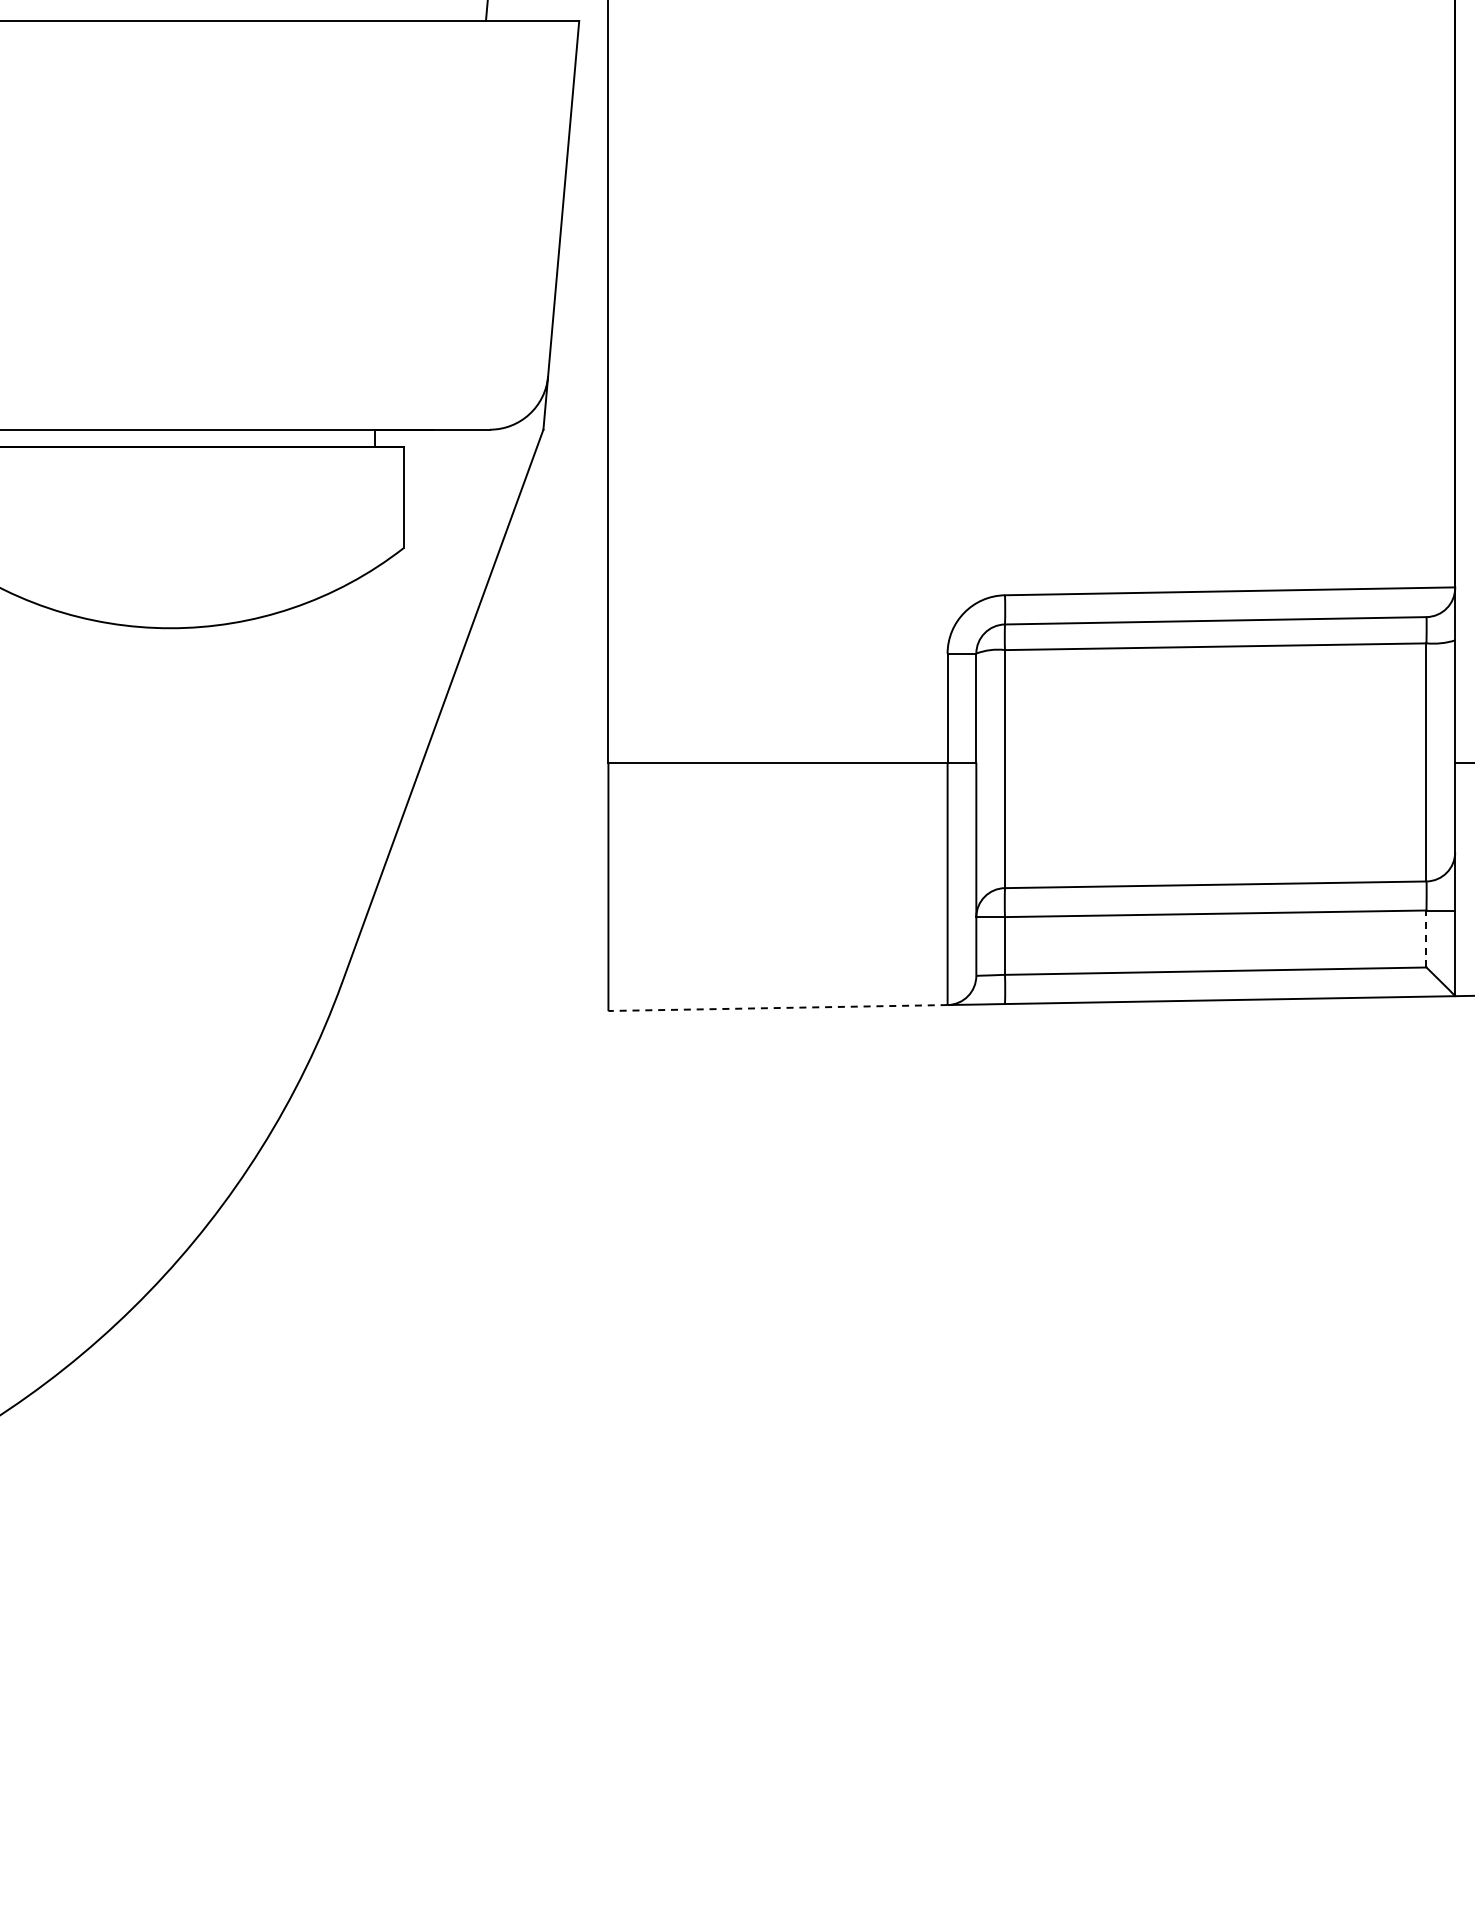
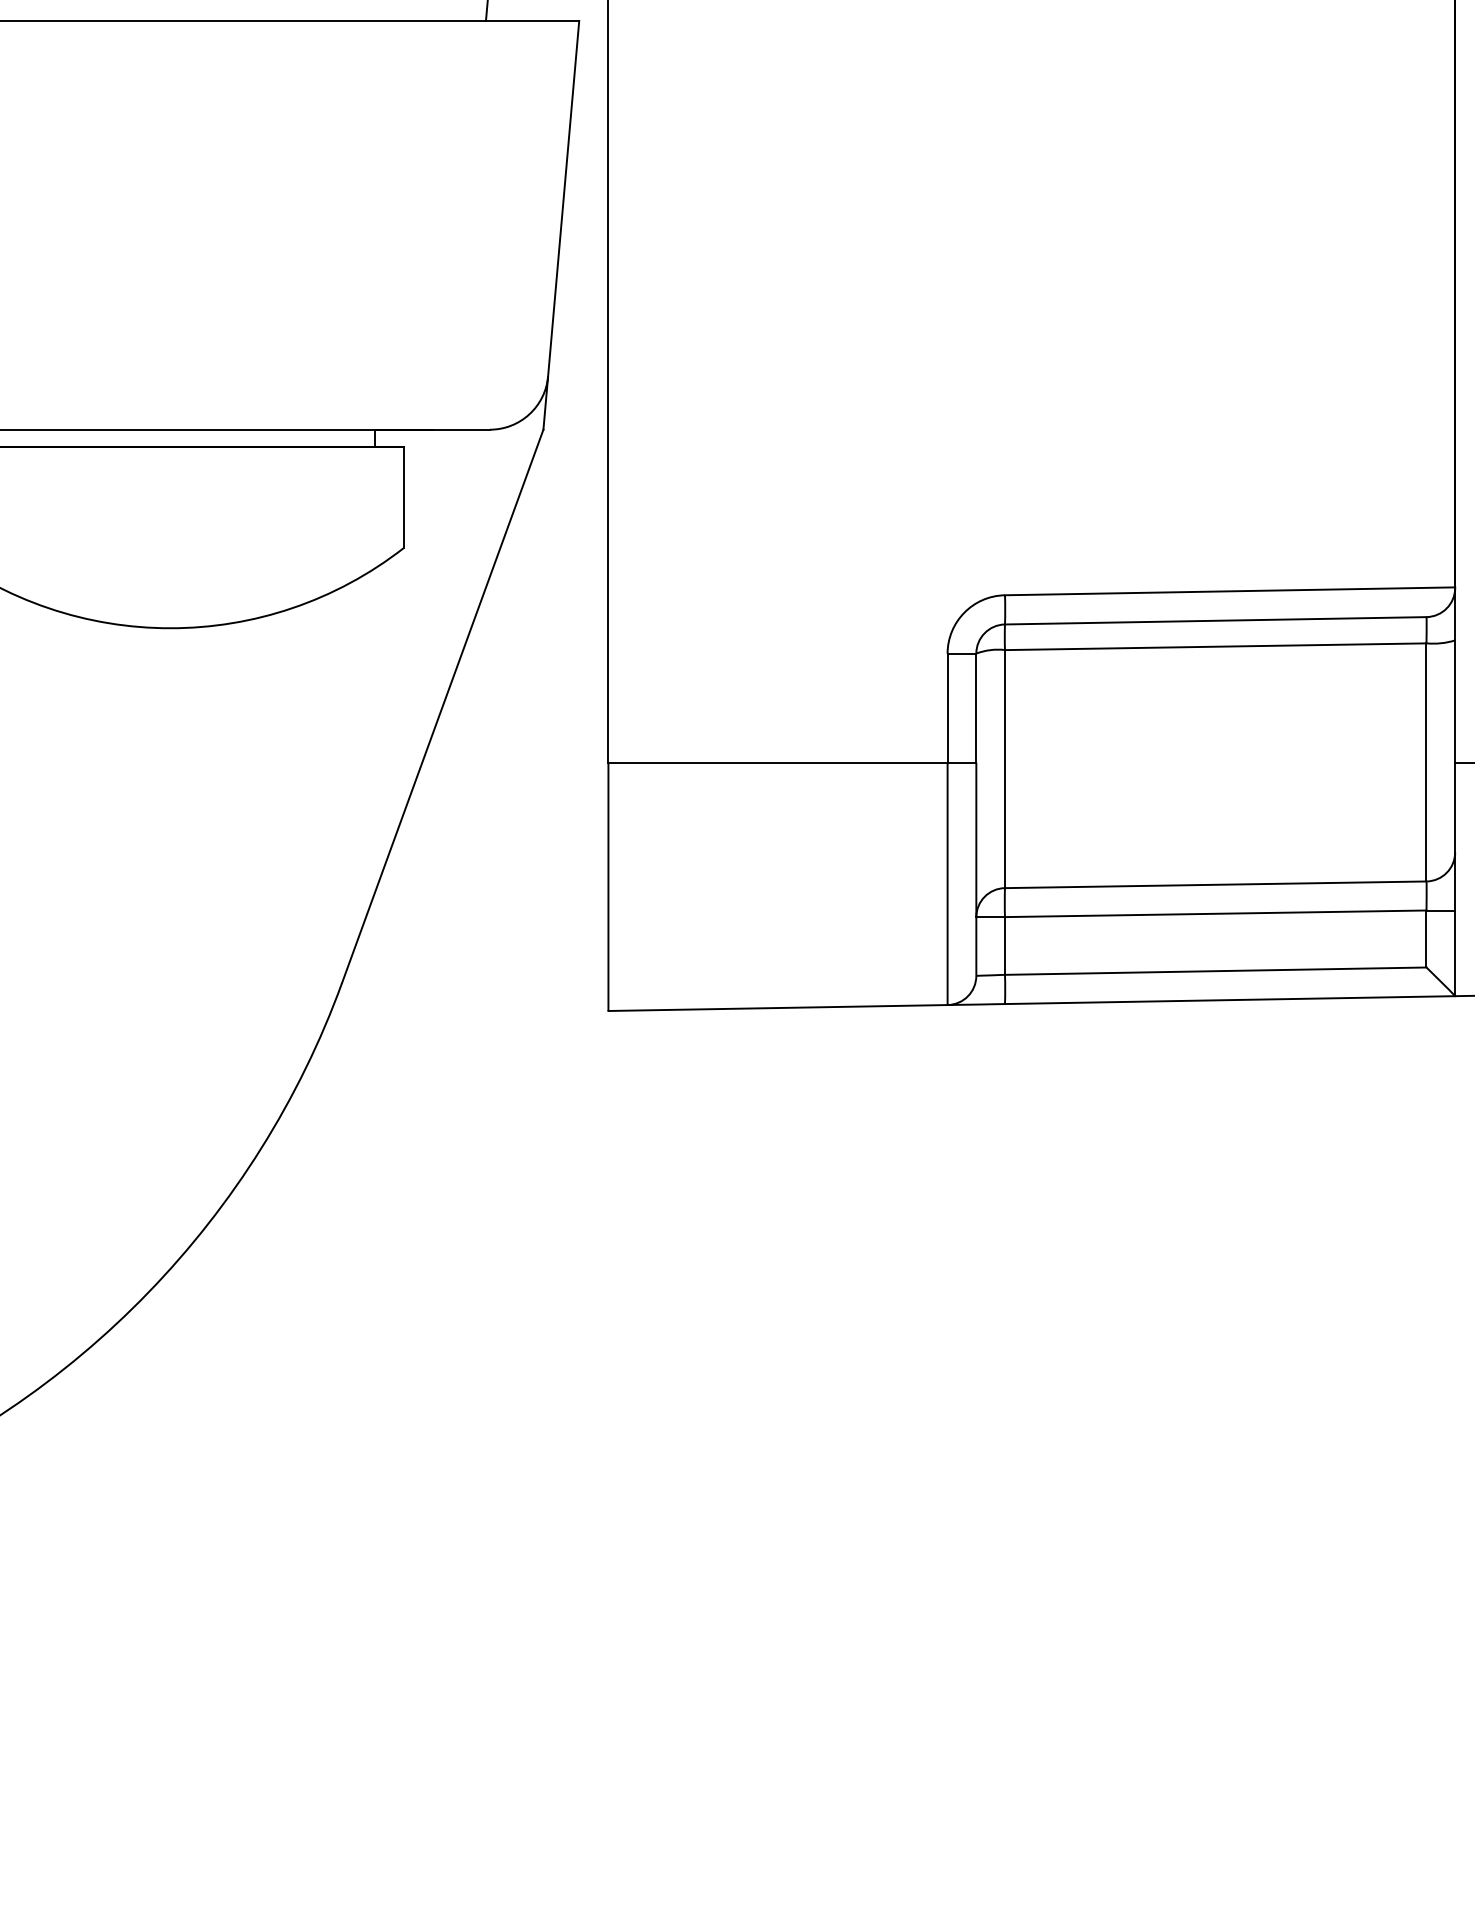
line: dashed -> solid (1426, 938)
line: dashed -> solid (778, 1008)
